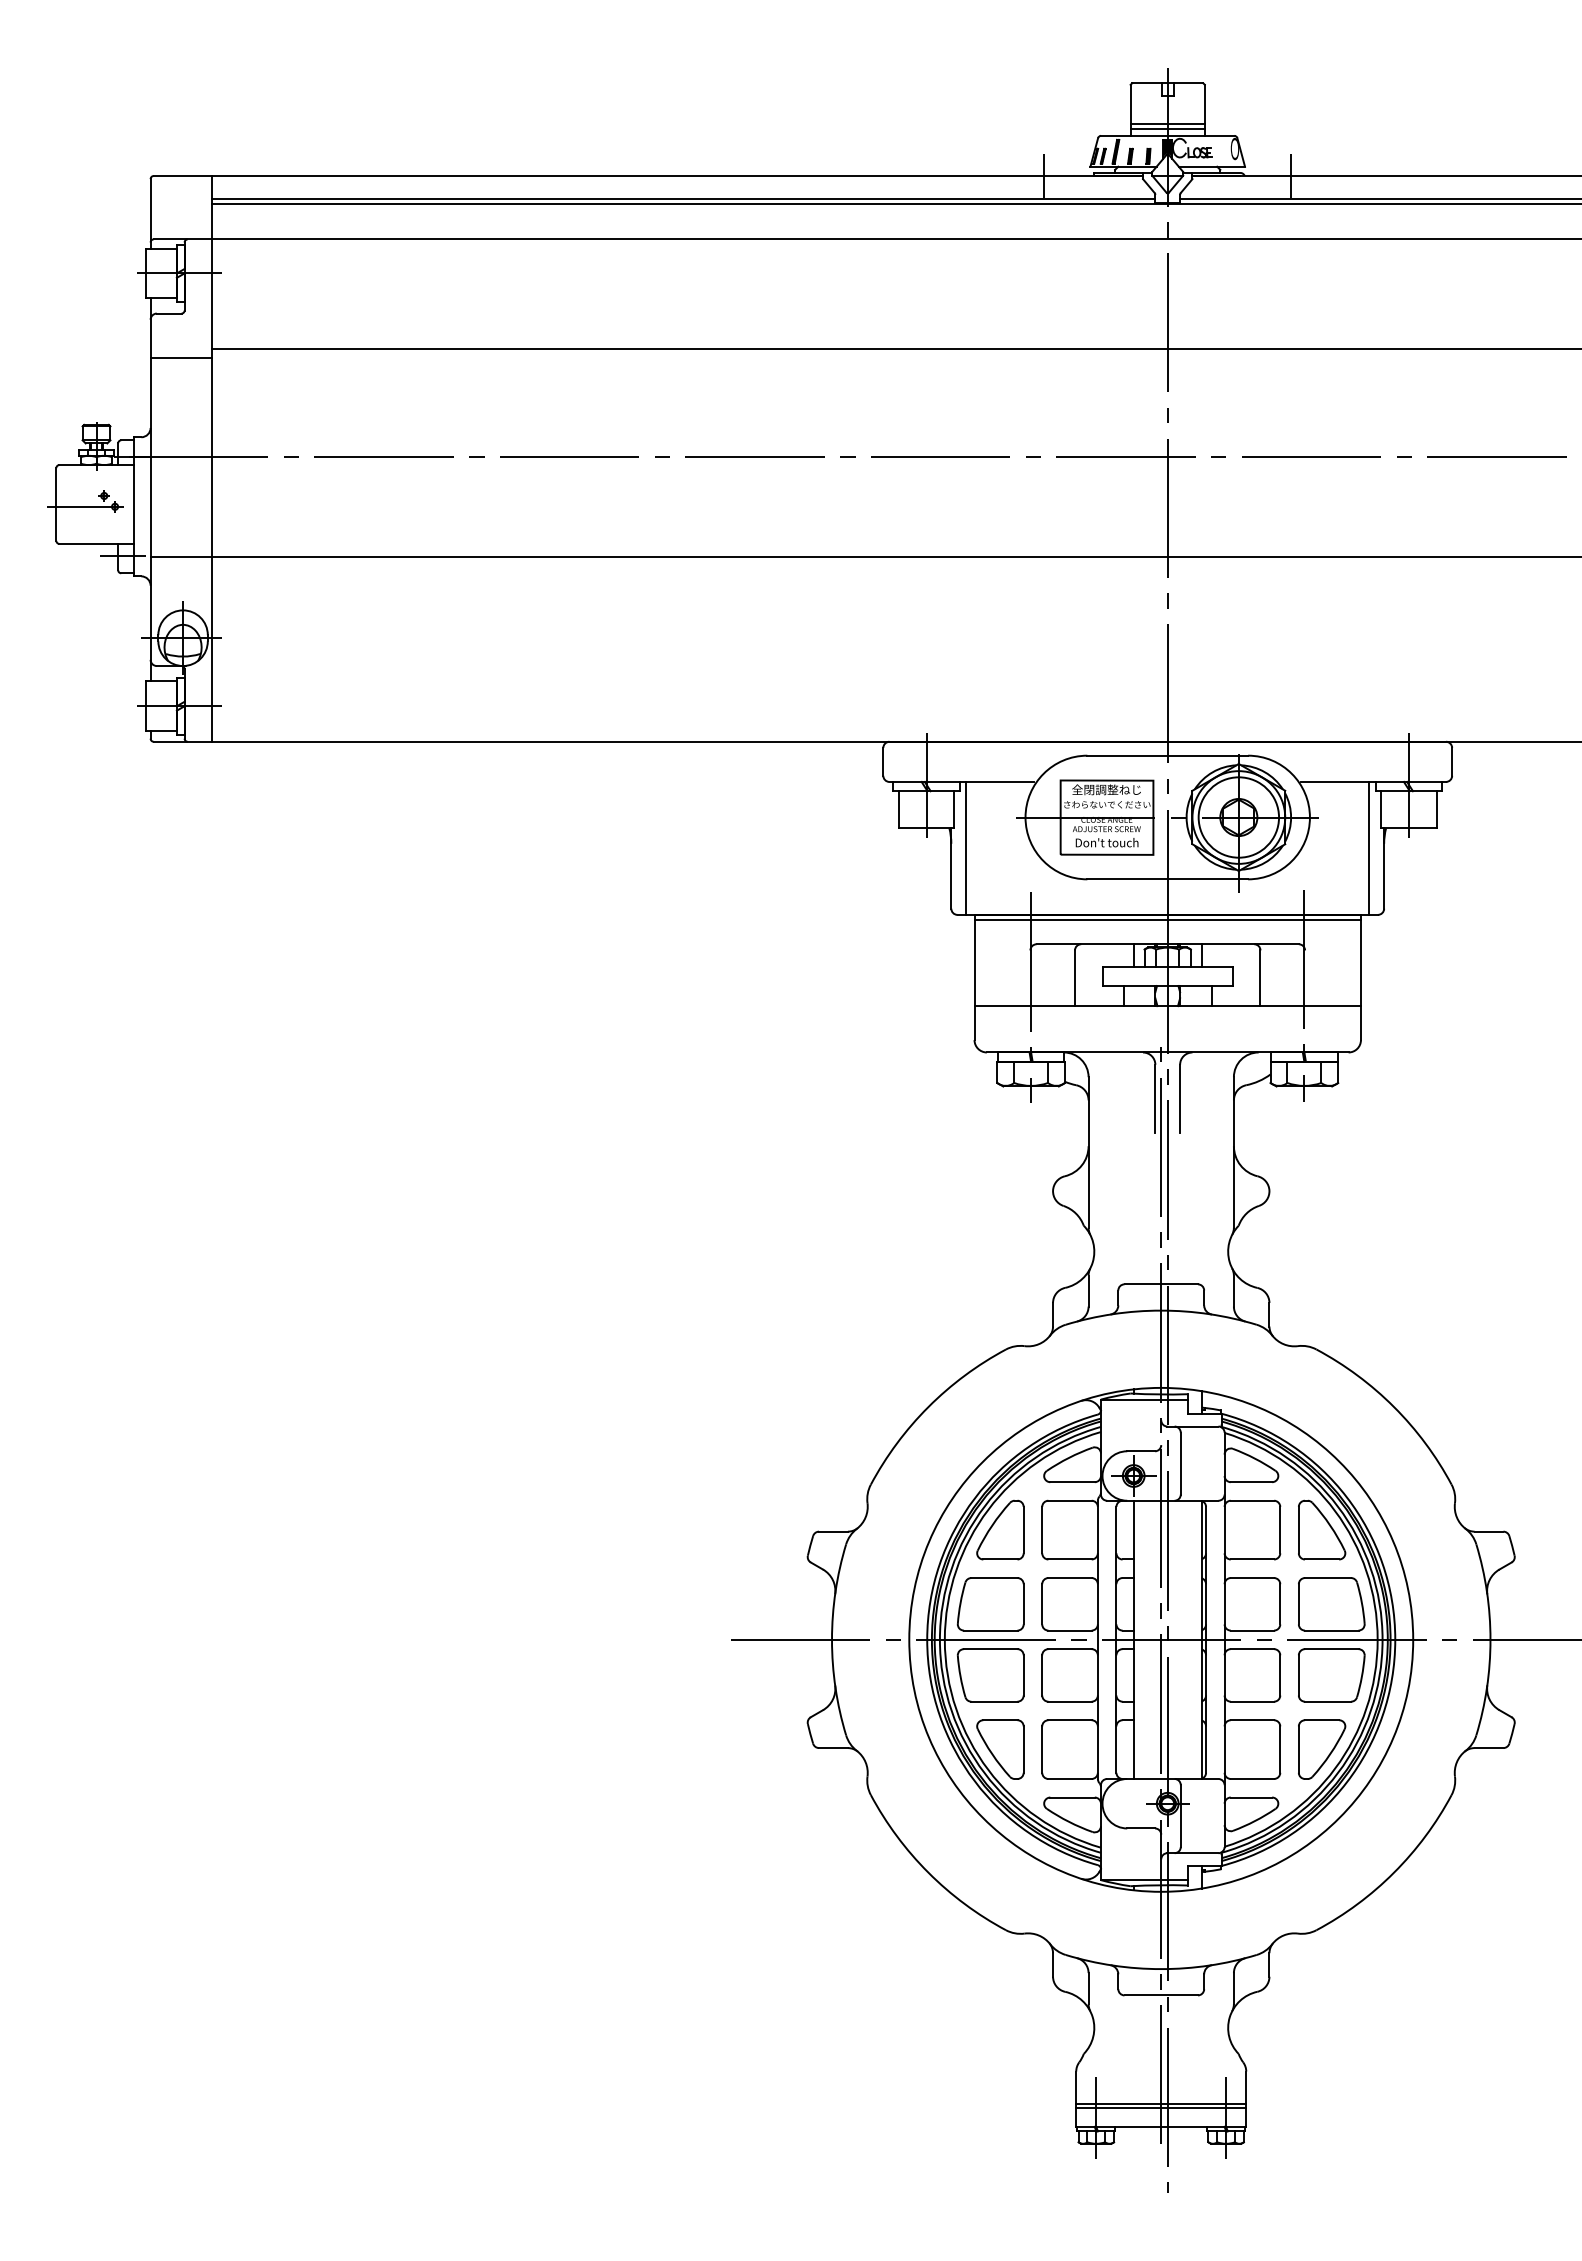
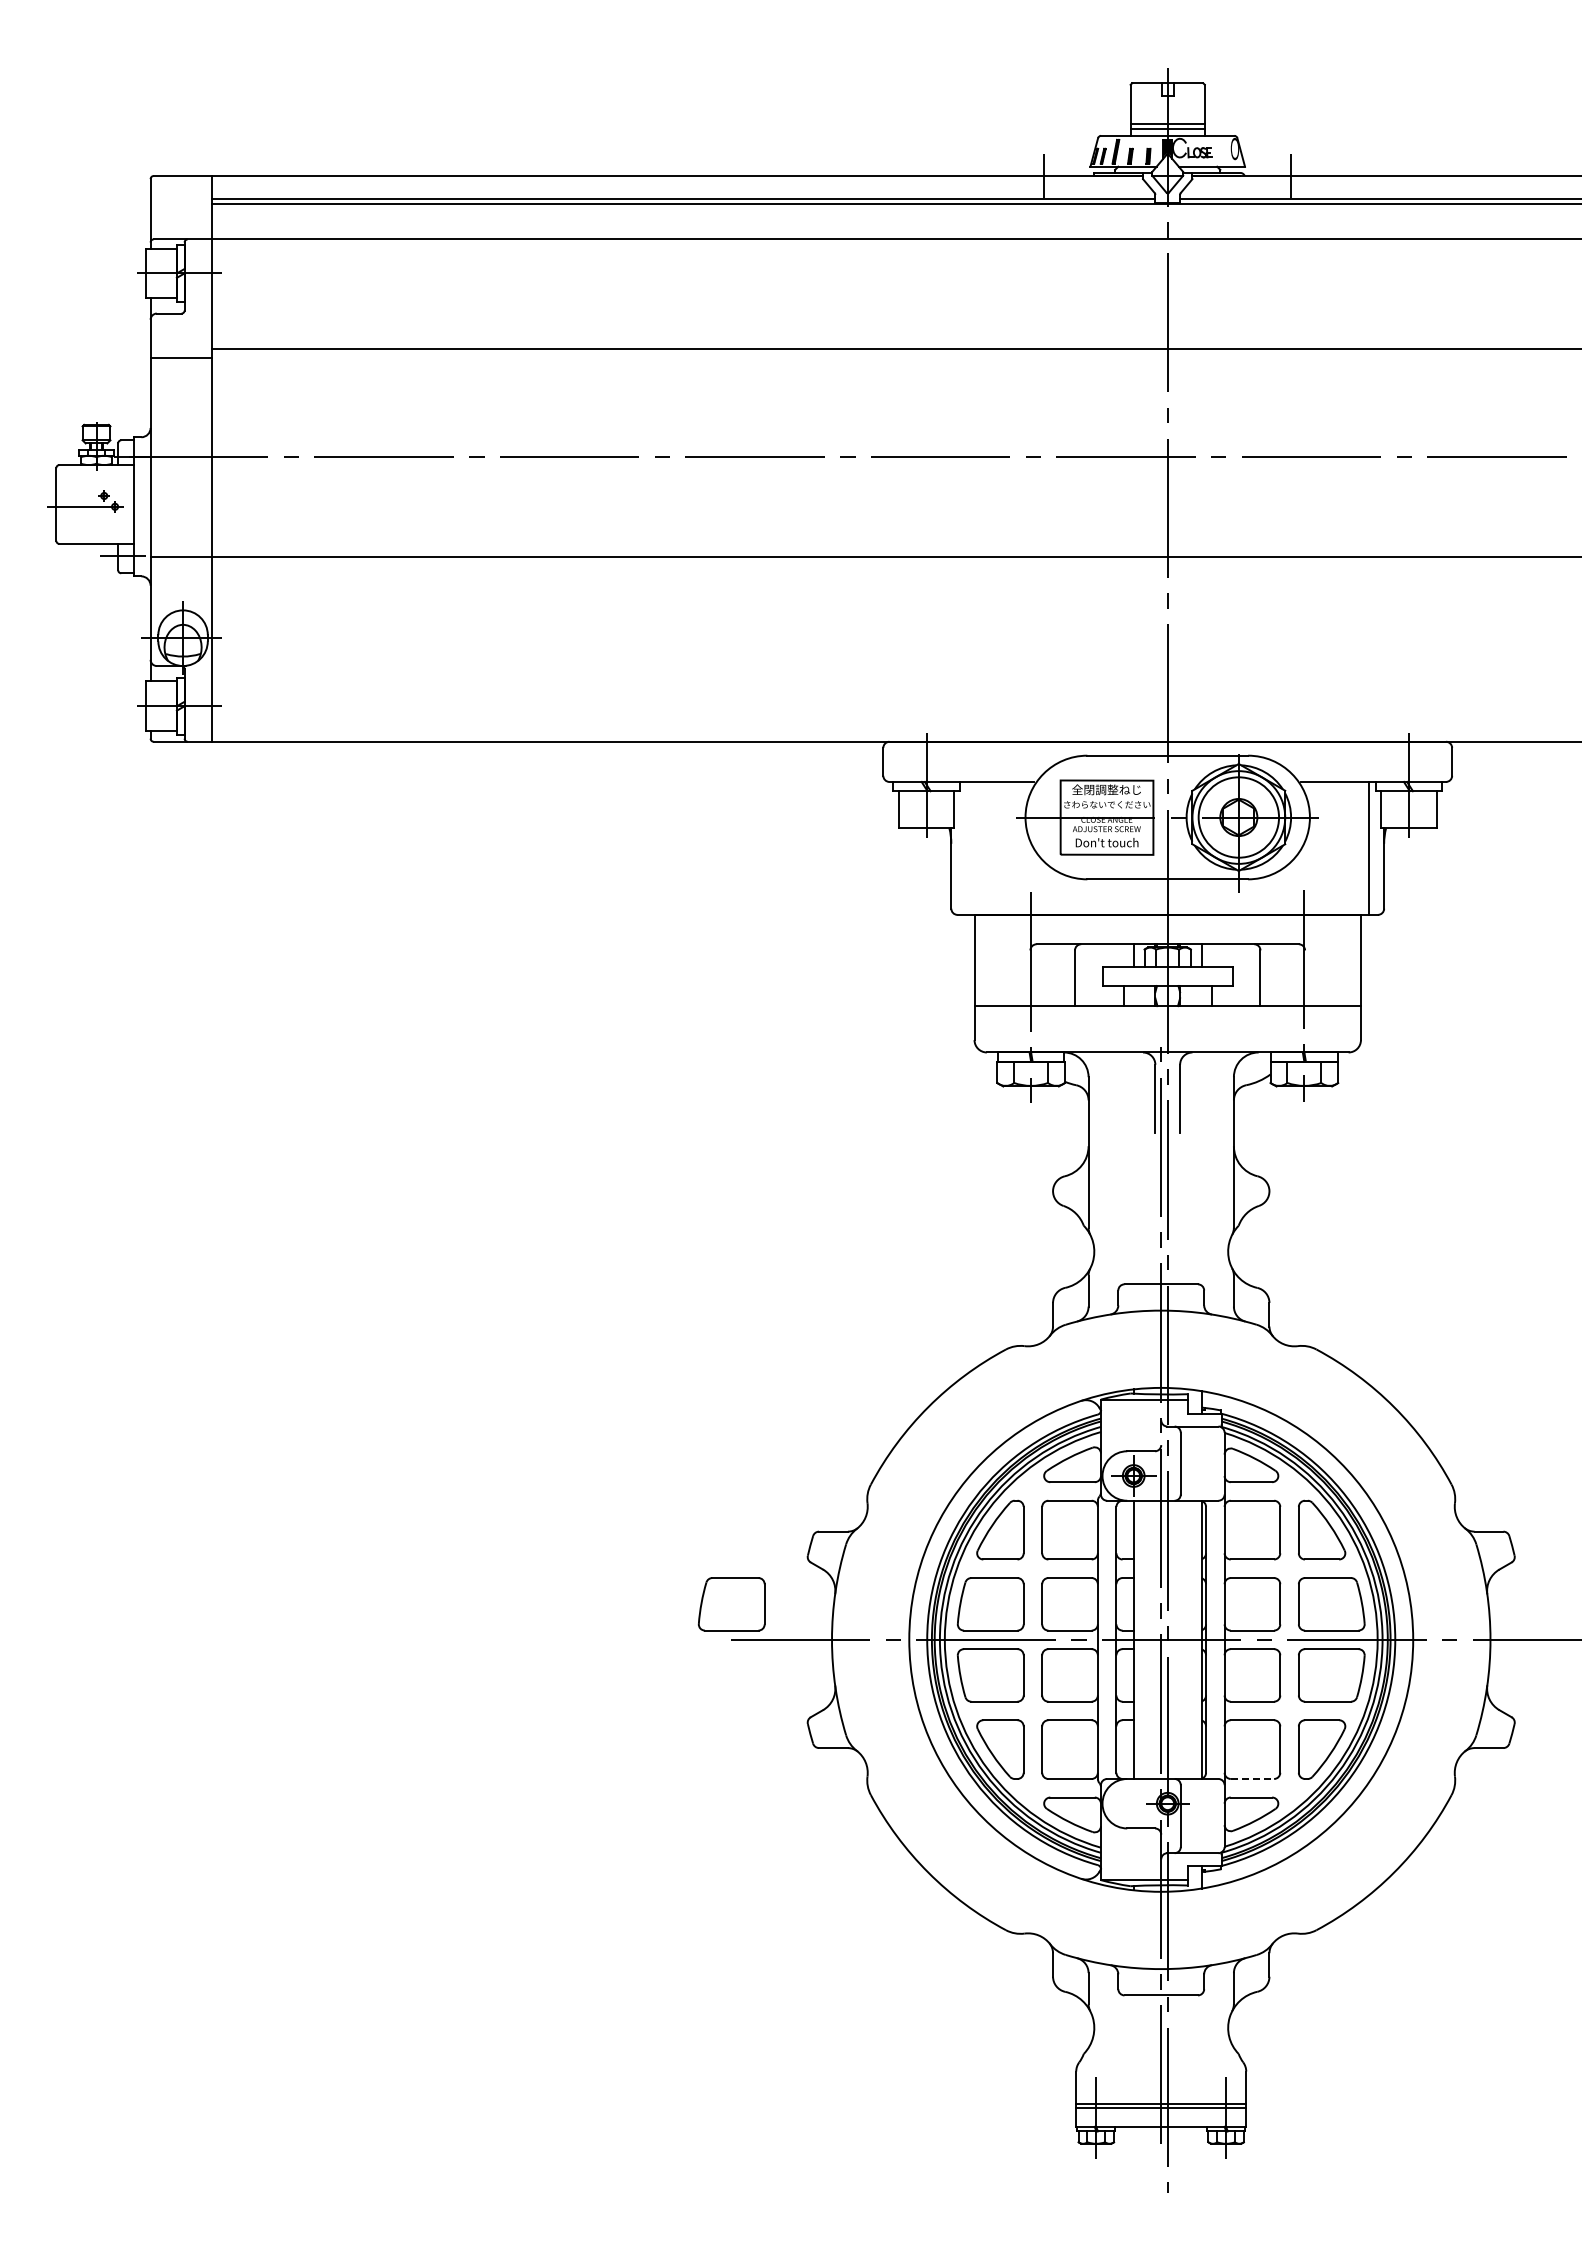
line: present -> none (966, 847)
line: present -> none (1167, 919)
part: none -> present (731, 1604)
line: solid -> dashed (1252, 1778)
